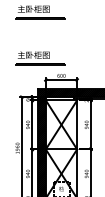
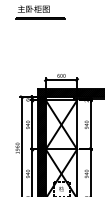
part: present -> none (40, 58)
